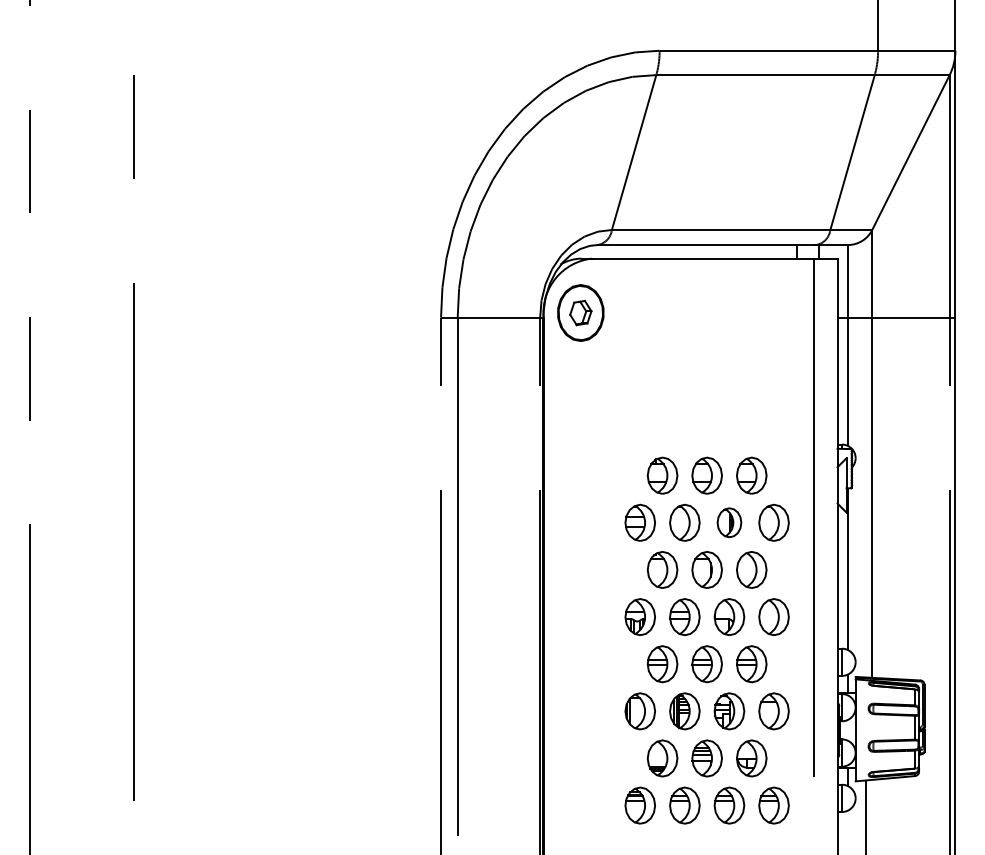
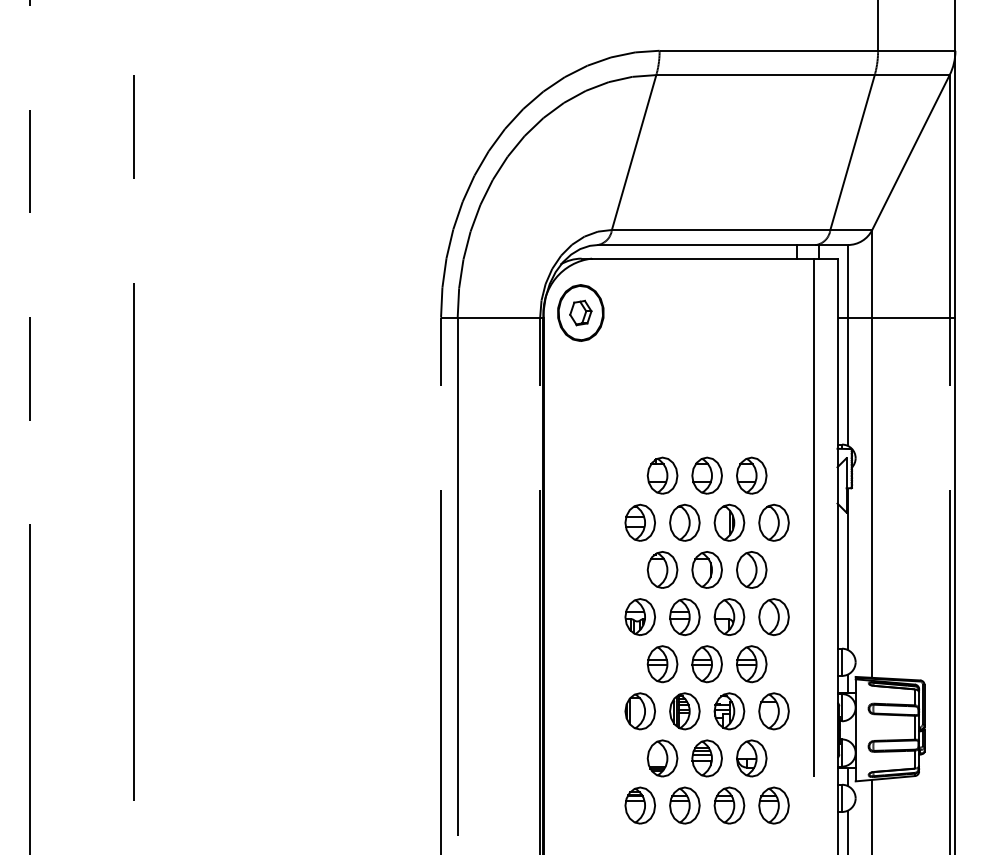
part size: 27x32 px -> 33x39 px (729, 522)
line position: (866, 815) -> (872, 815) (872, 815)
line: none -> present (847, 830)
